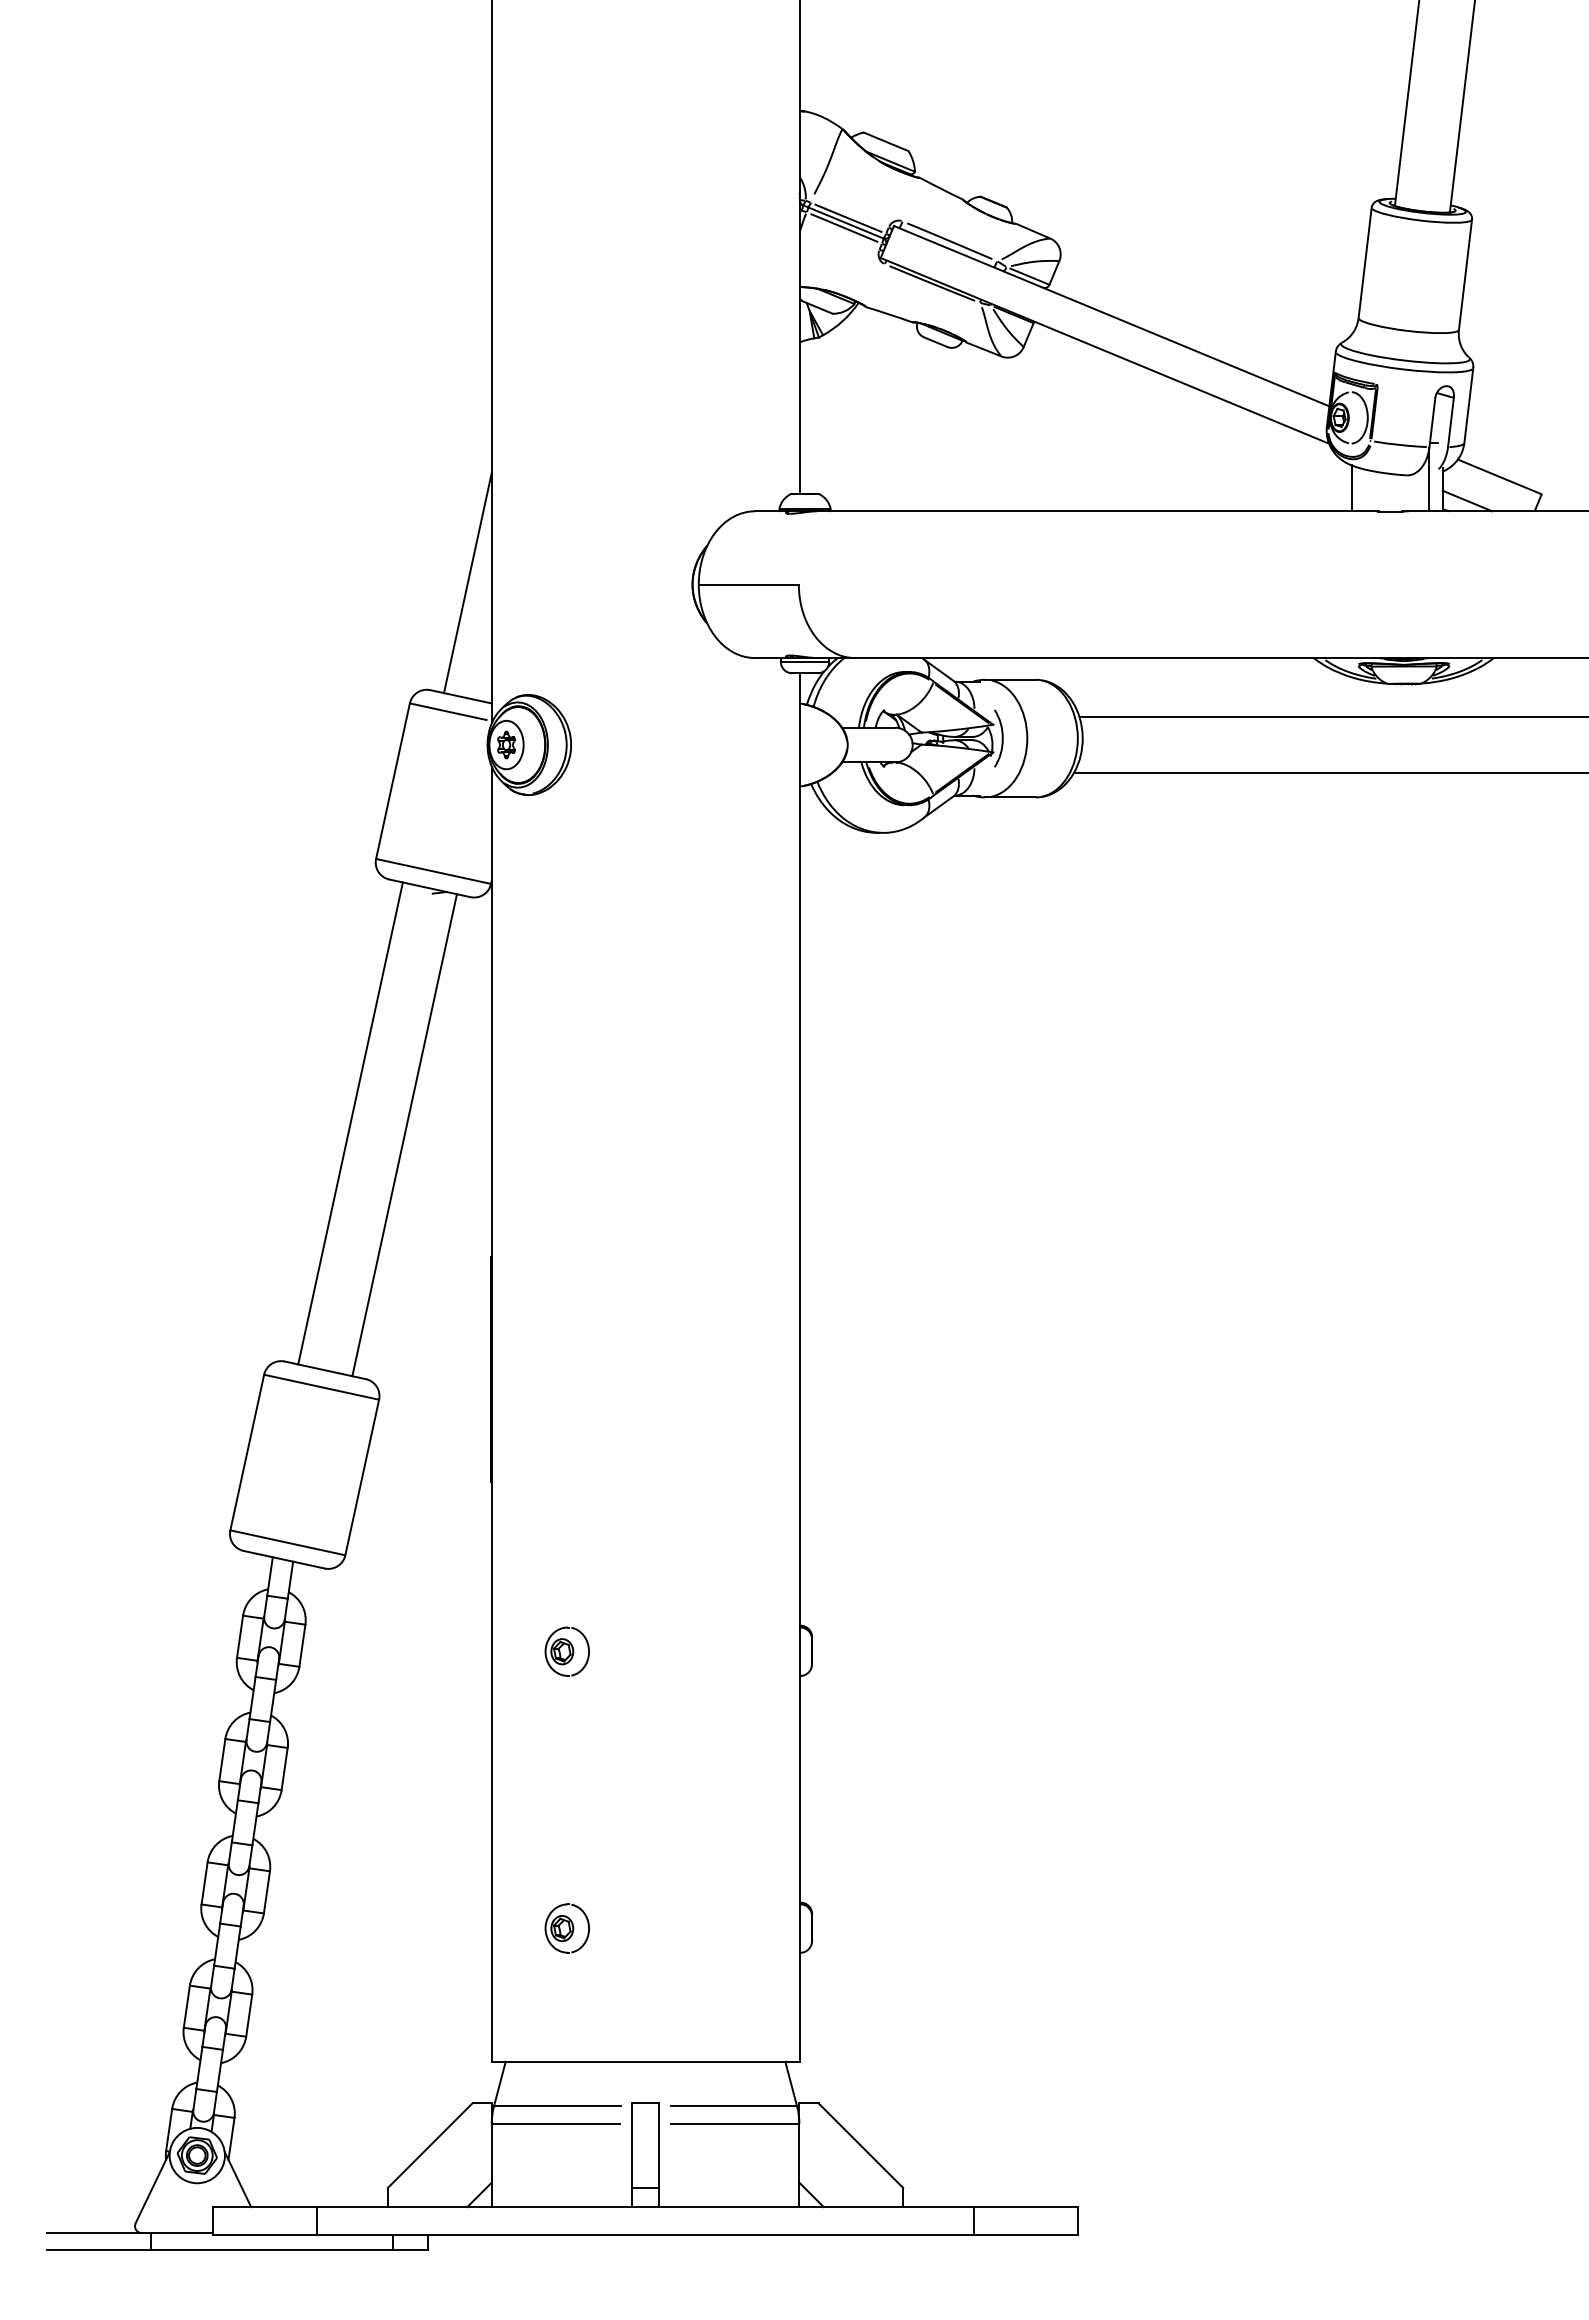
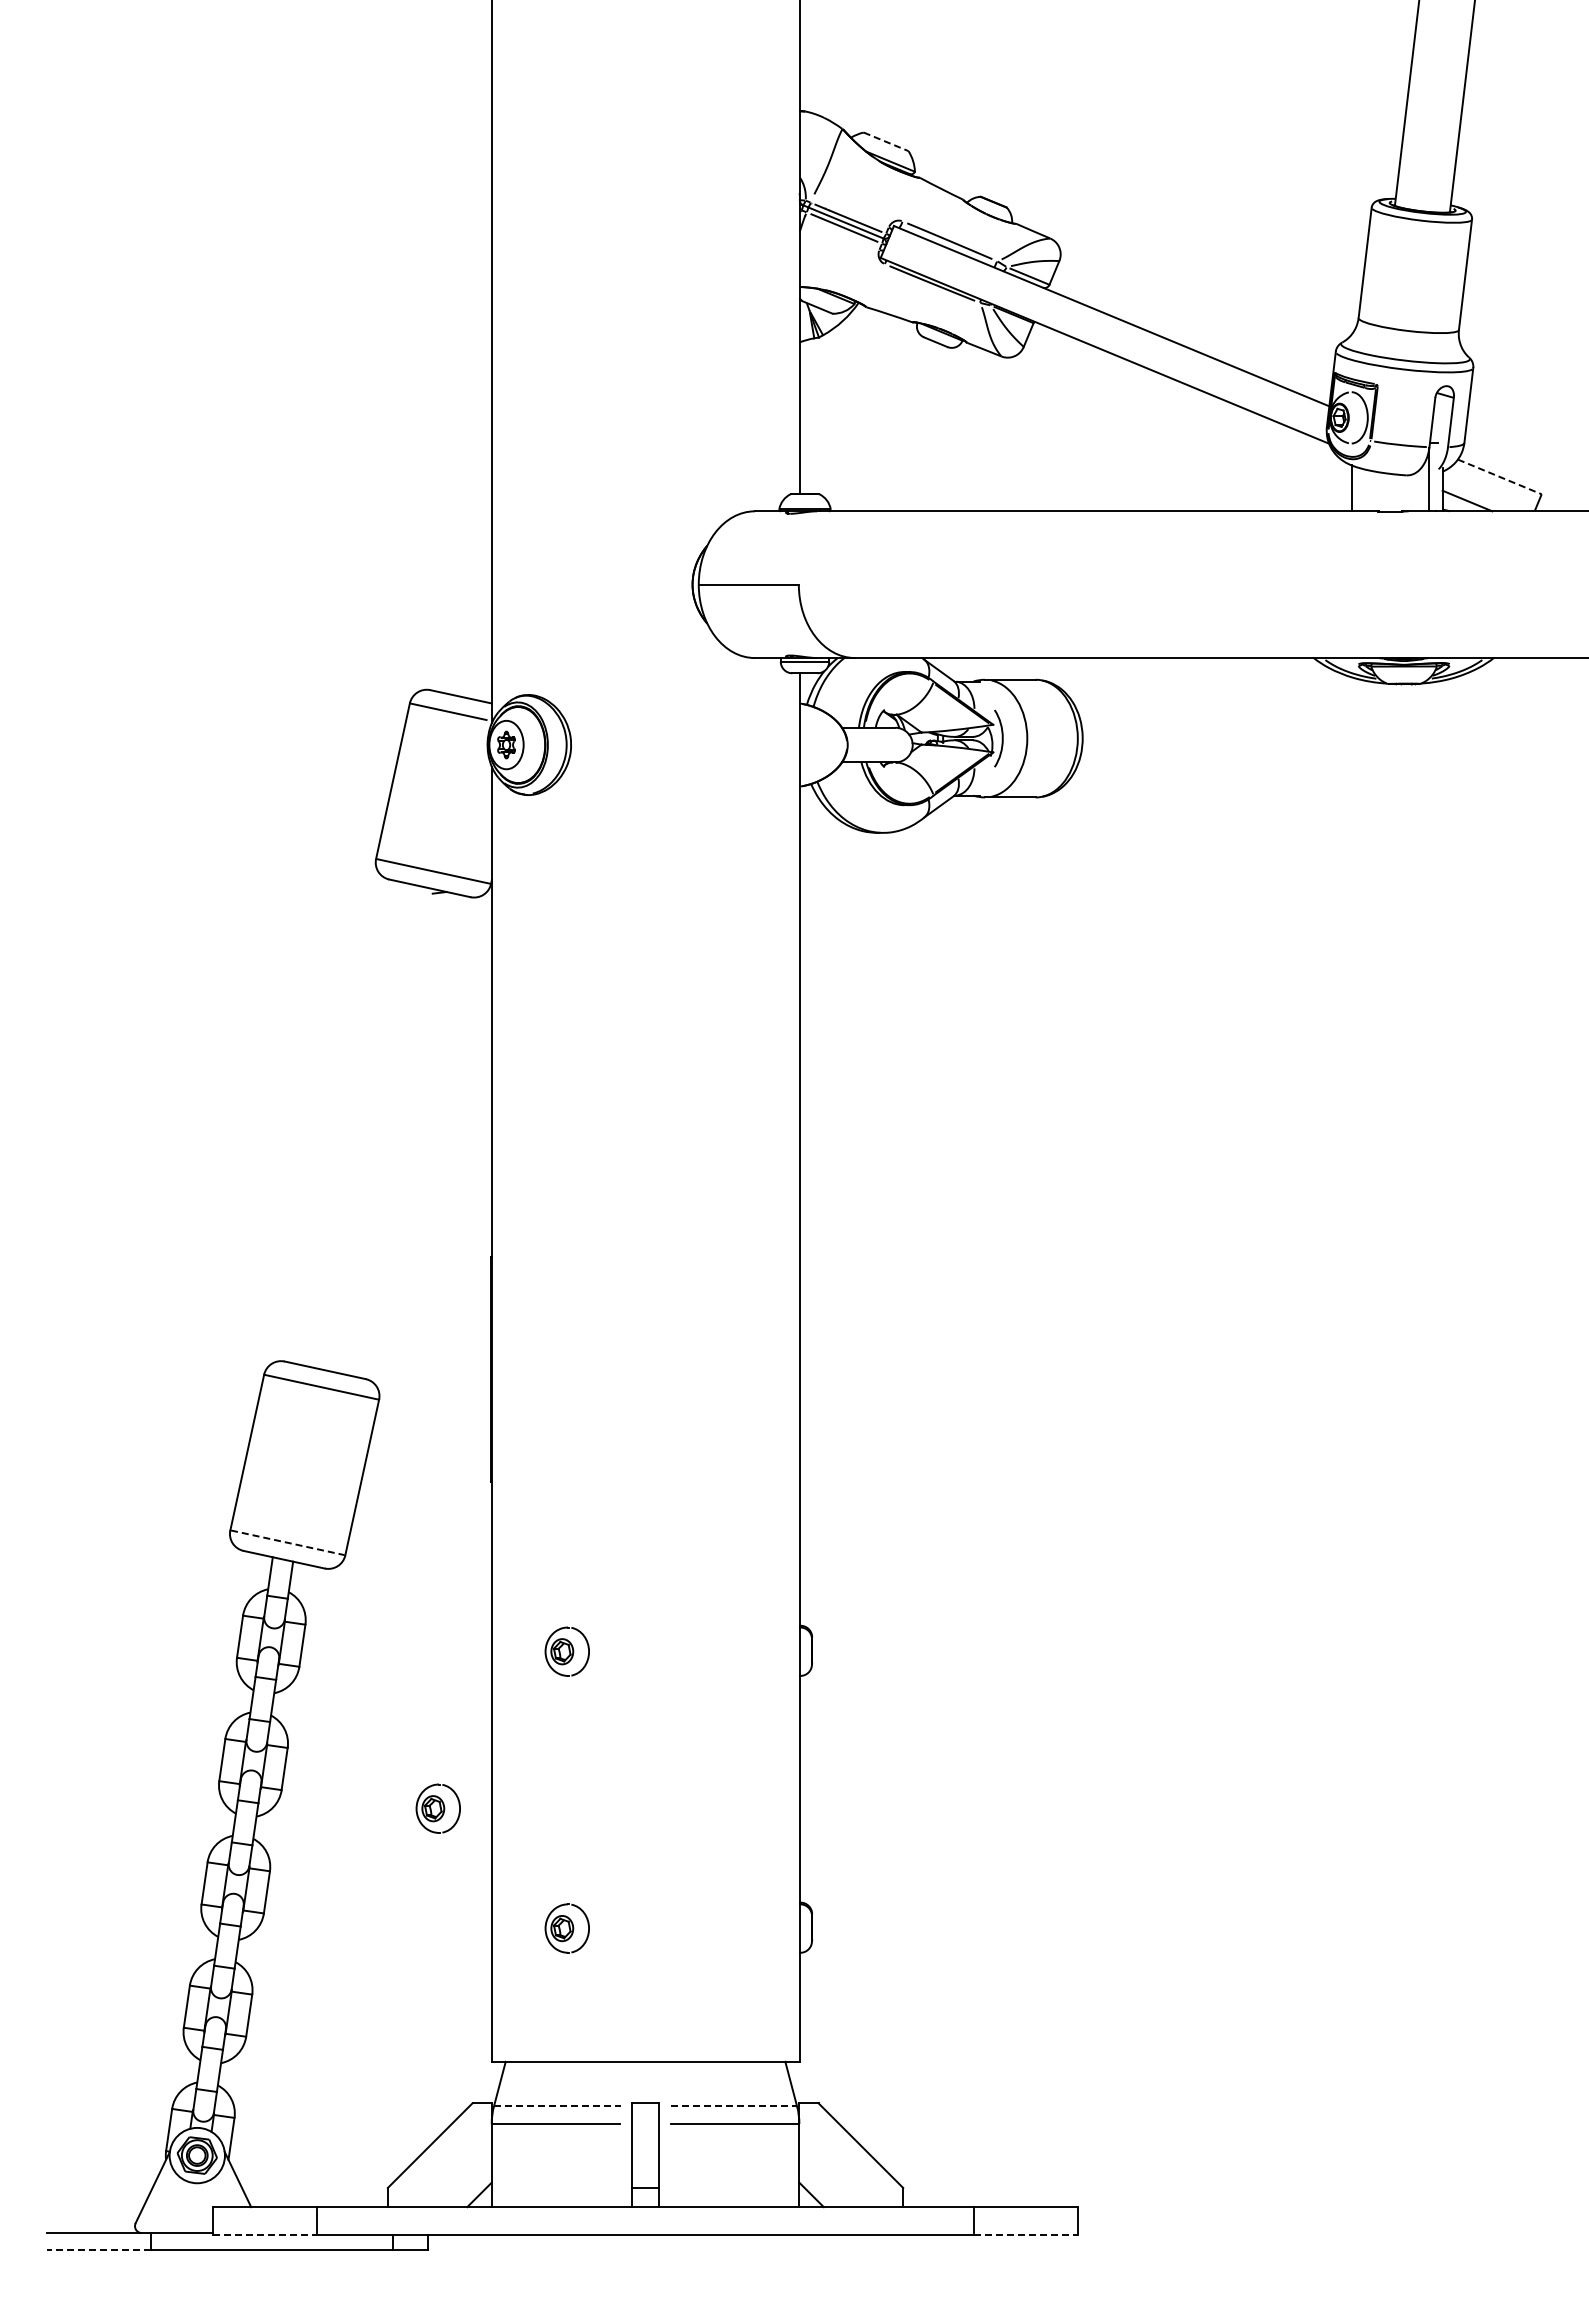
line: solid -> dashed (886, 142)
line: solid -> dashed (1500, 477)
line: present -> none (467, 582)
line: present -> none (1332, 717)
line: present -> none (1329, 772)
line: present -> none (350, 1123)
line: present -> none (404, 1135)
line: solid -> dashed (288, 1542)
part: none -> present (437, 1808)
line: solid -> dashed (558, 2106)
line: solid -> dashed (734, 2106)
line: solid -> dashed (264, 2234)
line: solid -> dashed (1026, 2234)
line: solid -> dashed (99, 2250)
